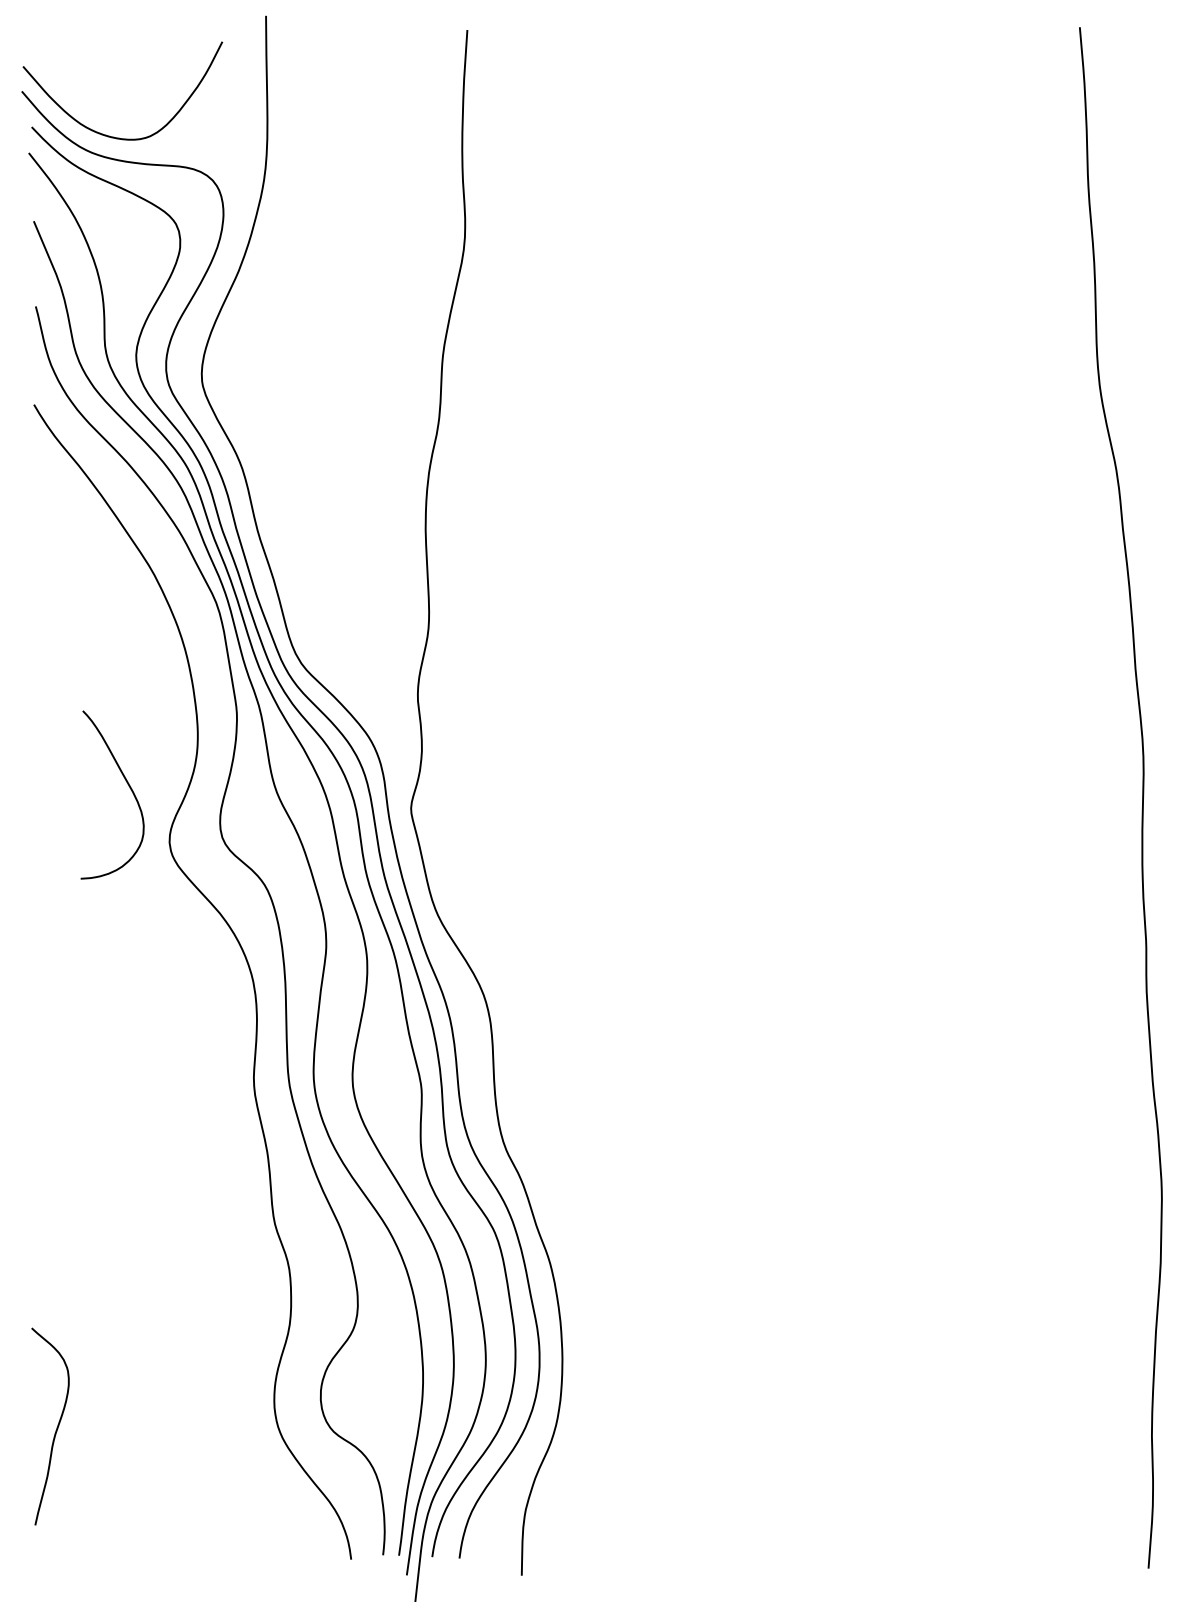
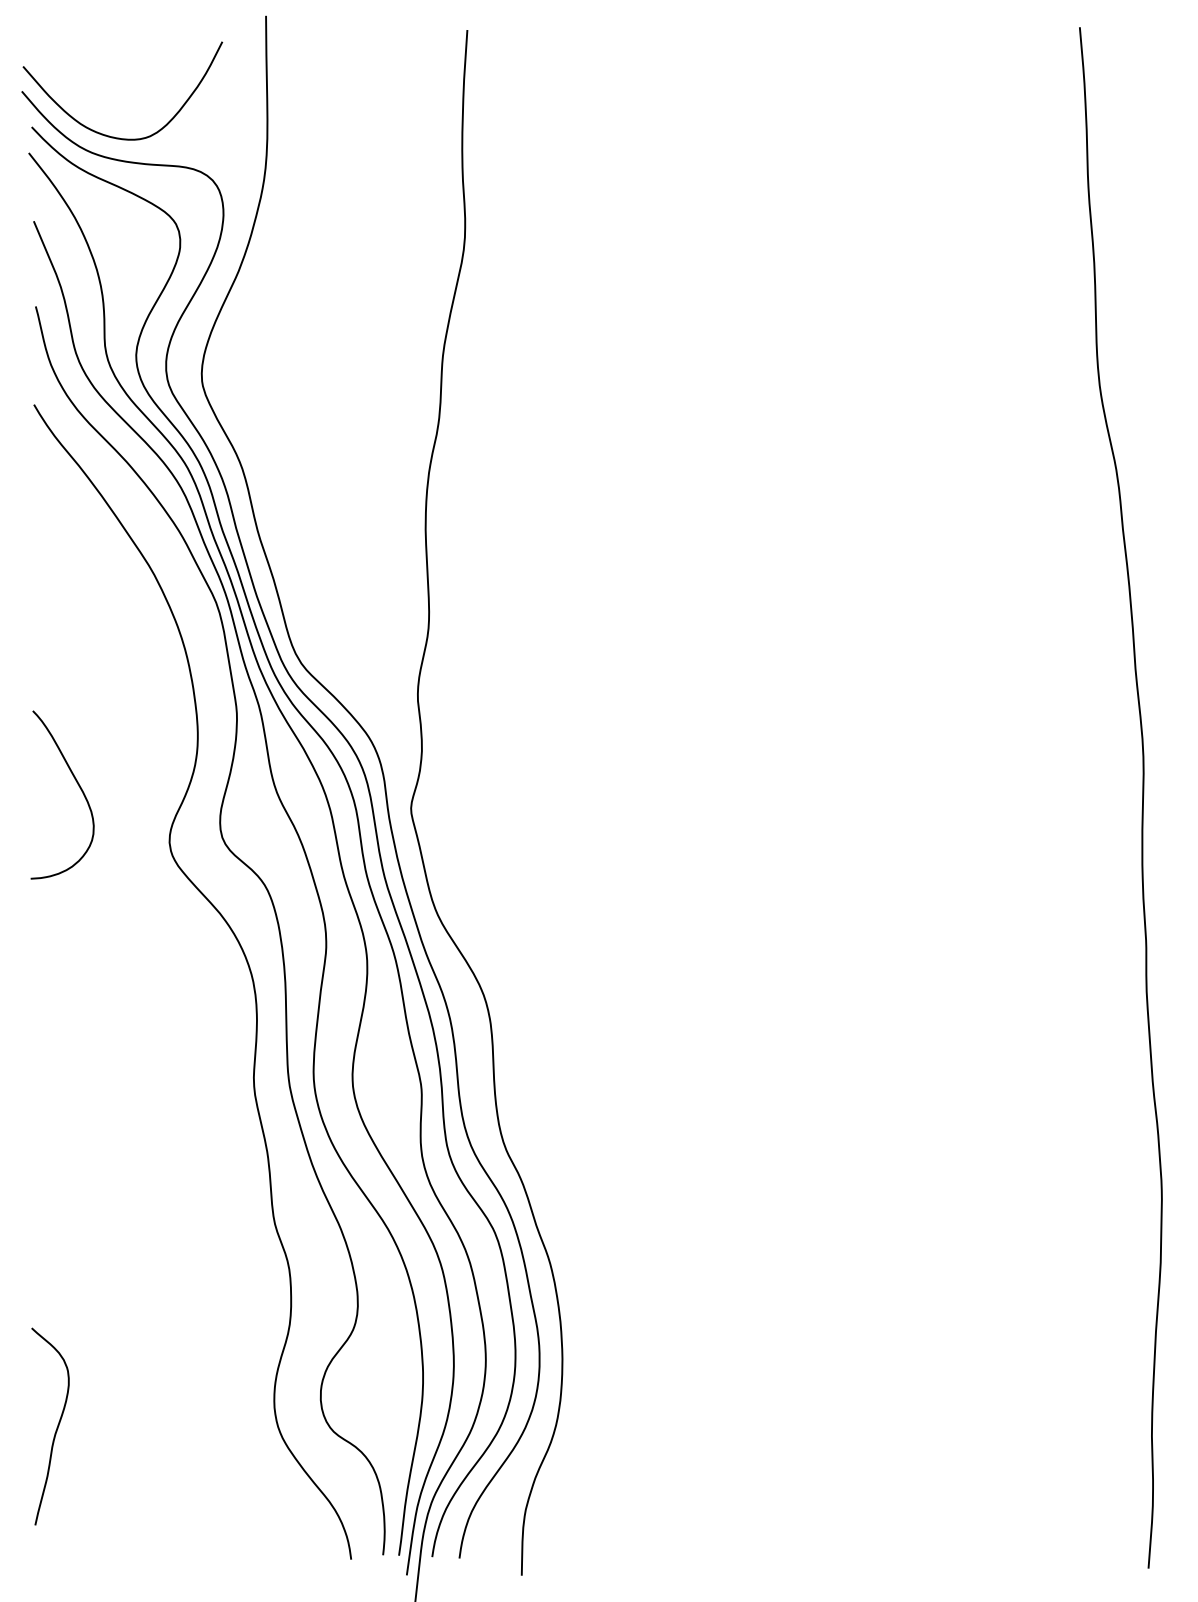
curve position: (128, 786) -> (78, 786) (78, 786)
